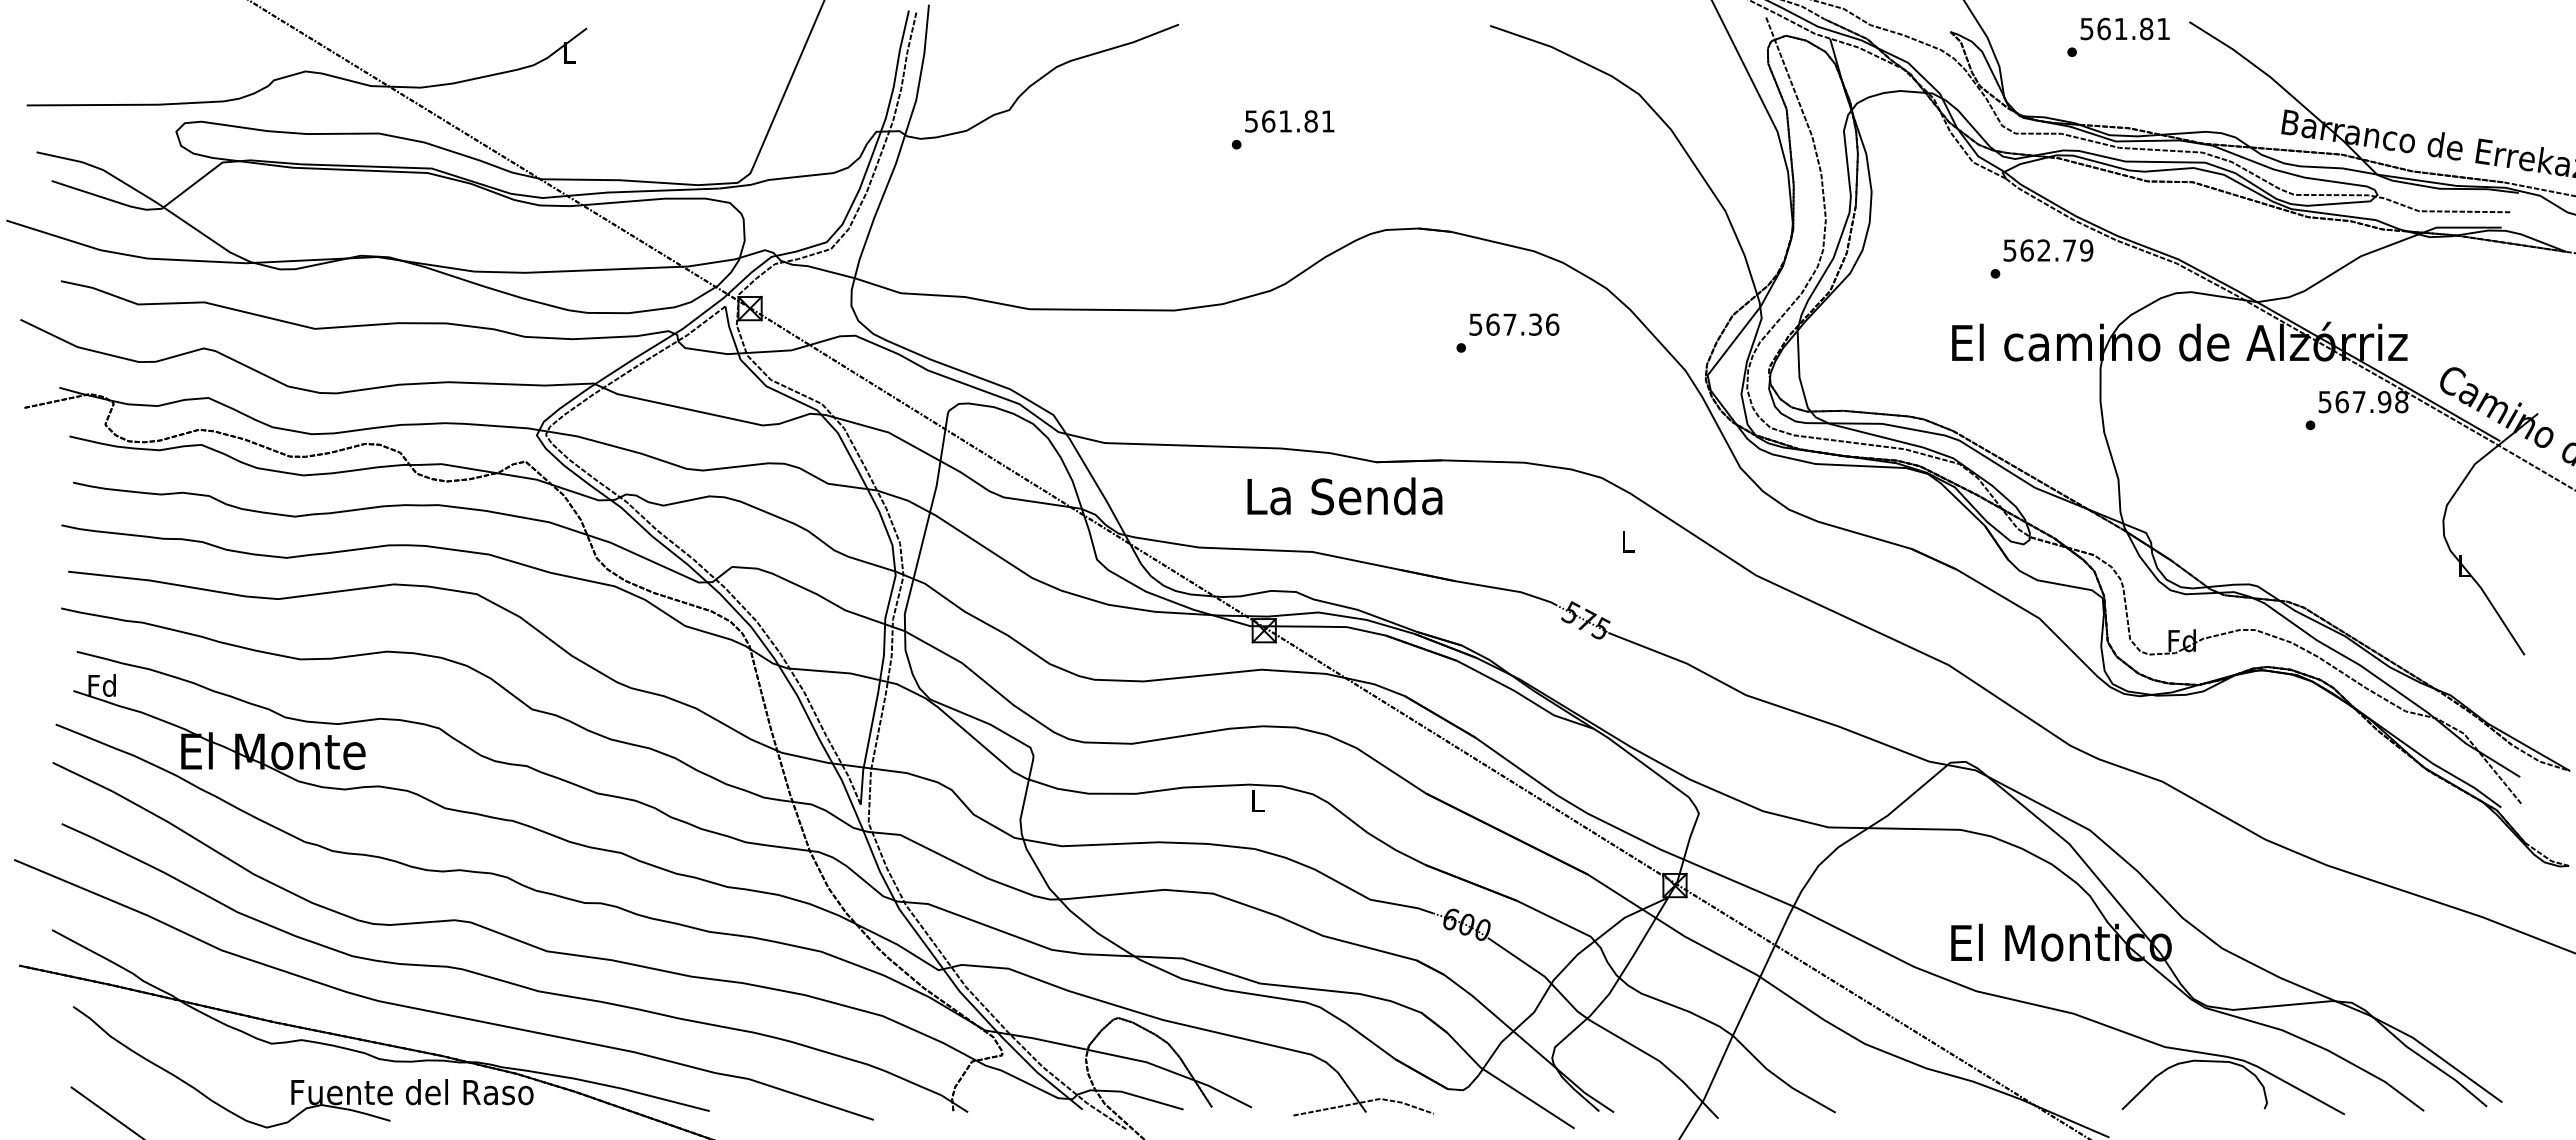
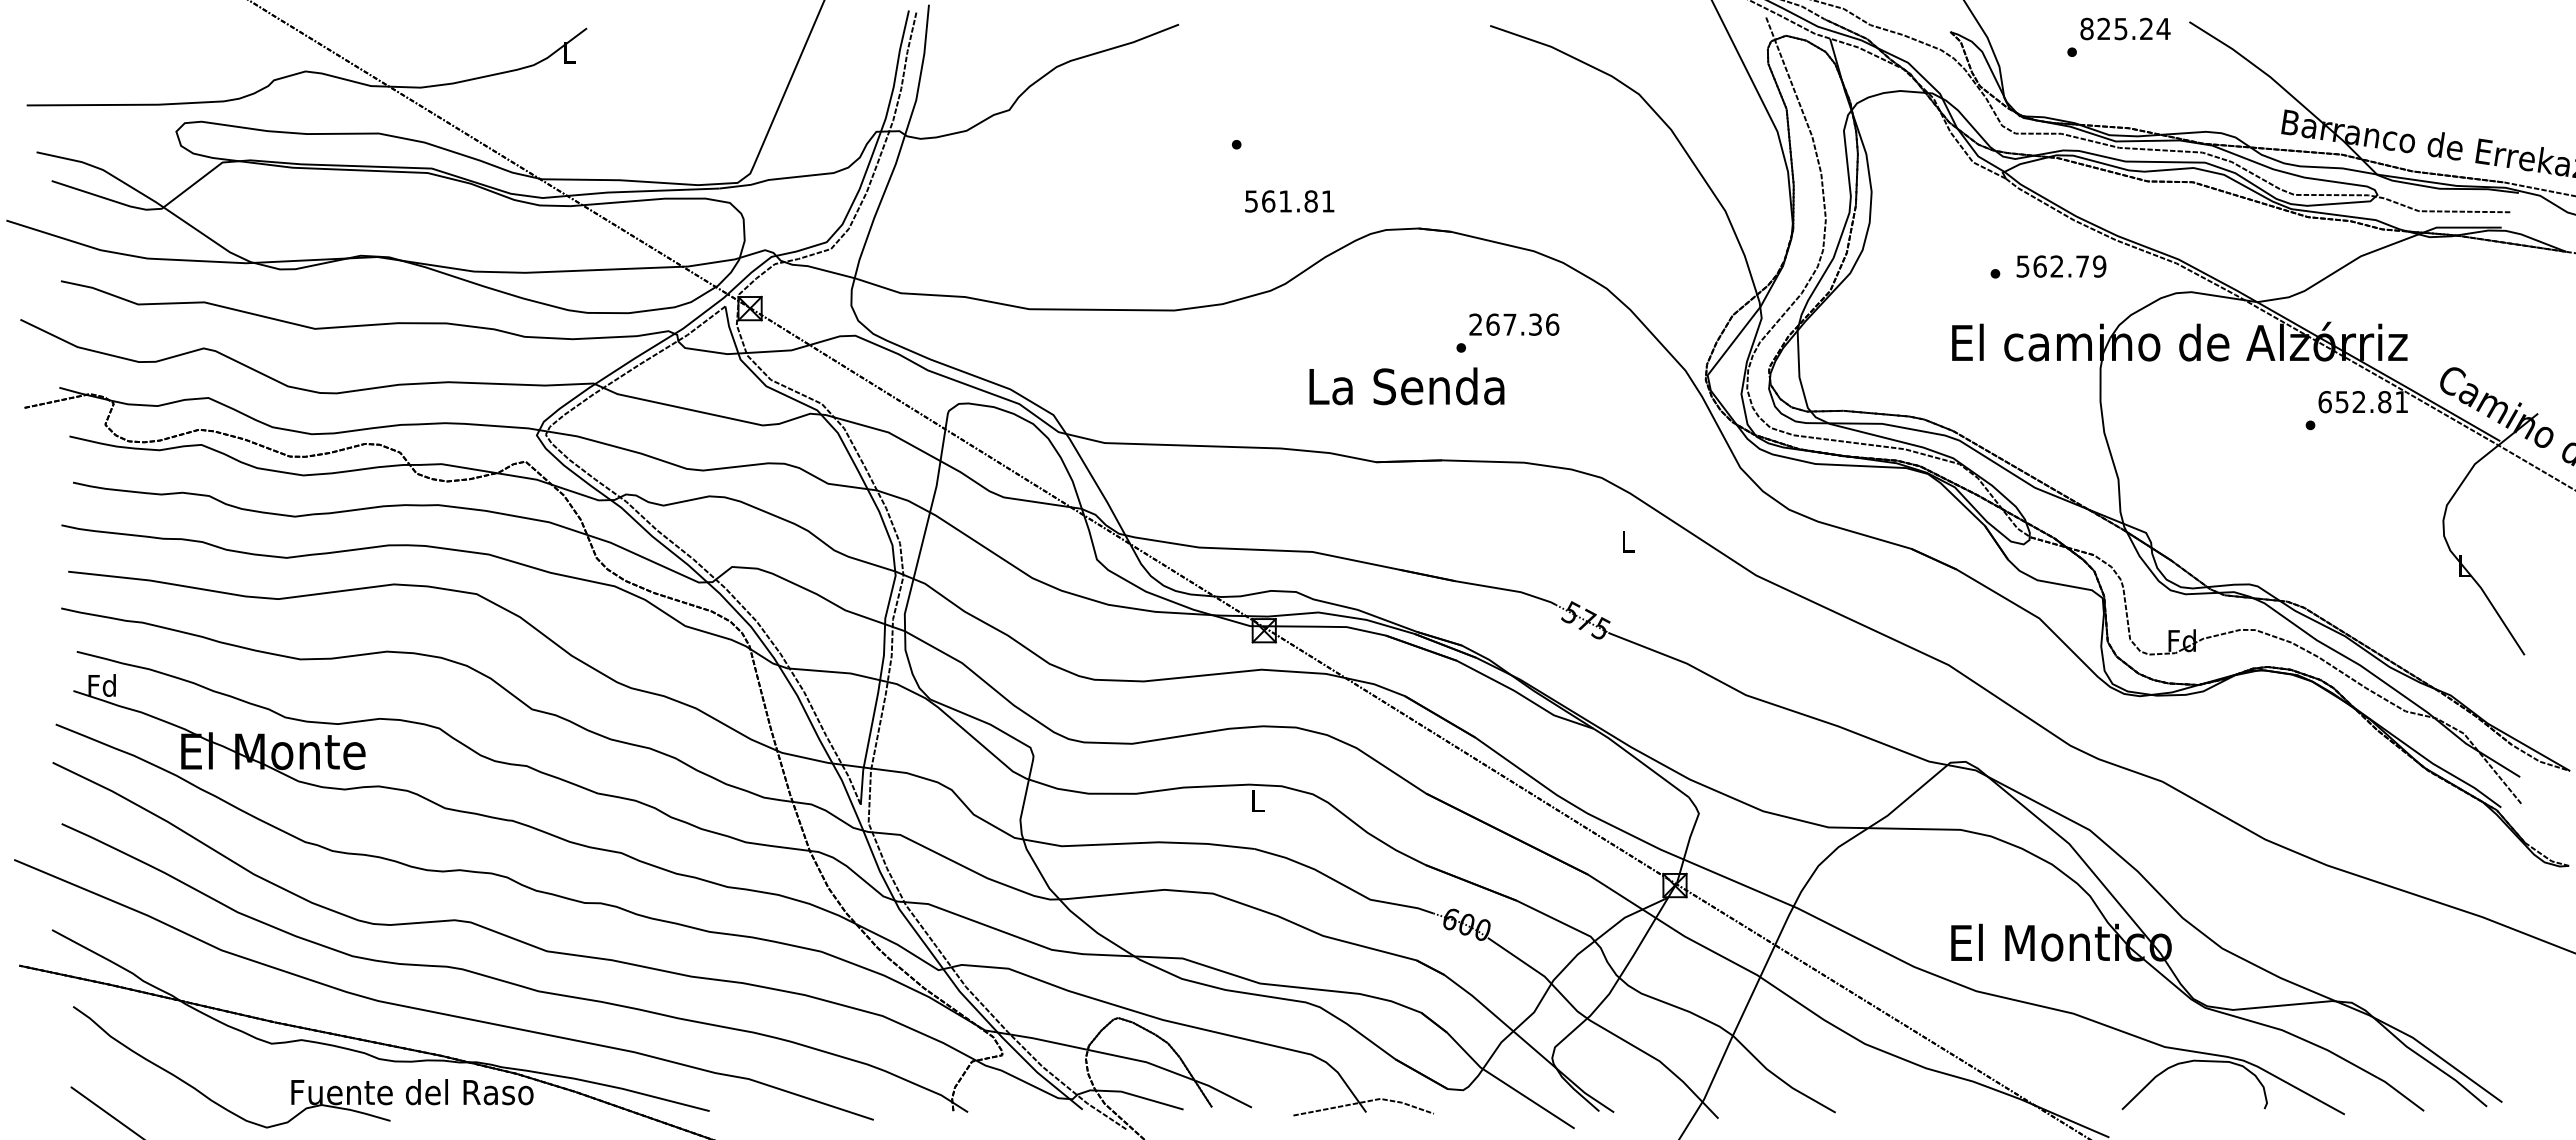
text: 561.81 -> 825.24 (2125, 28)
text position: (1289, 121) -> (1289, 201) (1289, 201)
text position: (2048, 250) -> (2061, 266) (2061, 266)
text: 567.36 -> 267.36 (1475, 324)
text: 567.98 -> 652.81 (2363, 402)
text position: (1344, 496) -> (1406, 386) (1406, 386)
